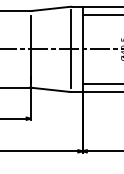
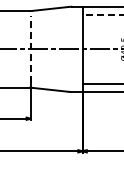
line: solid -> dashed (102, 14)
line: solid -> dashed (30, 49)
line: present -> none (70, 49)
